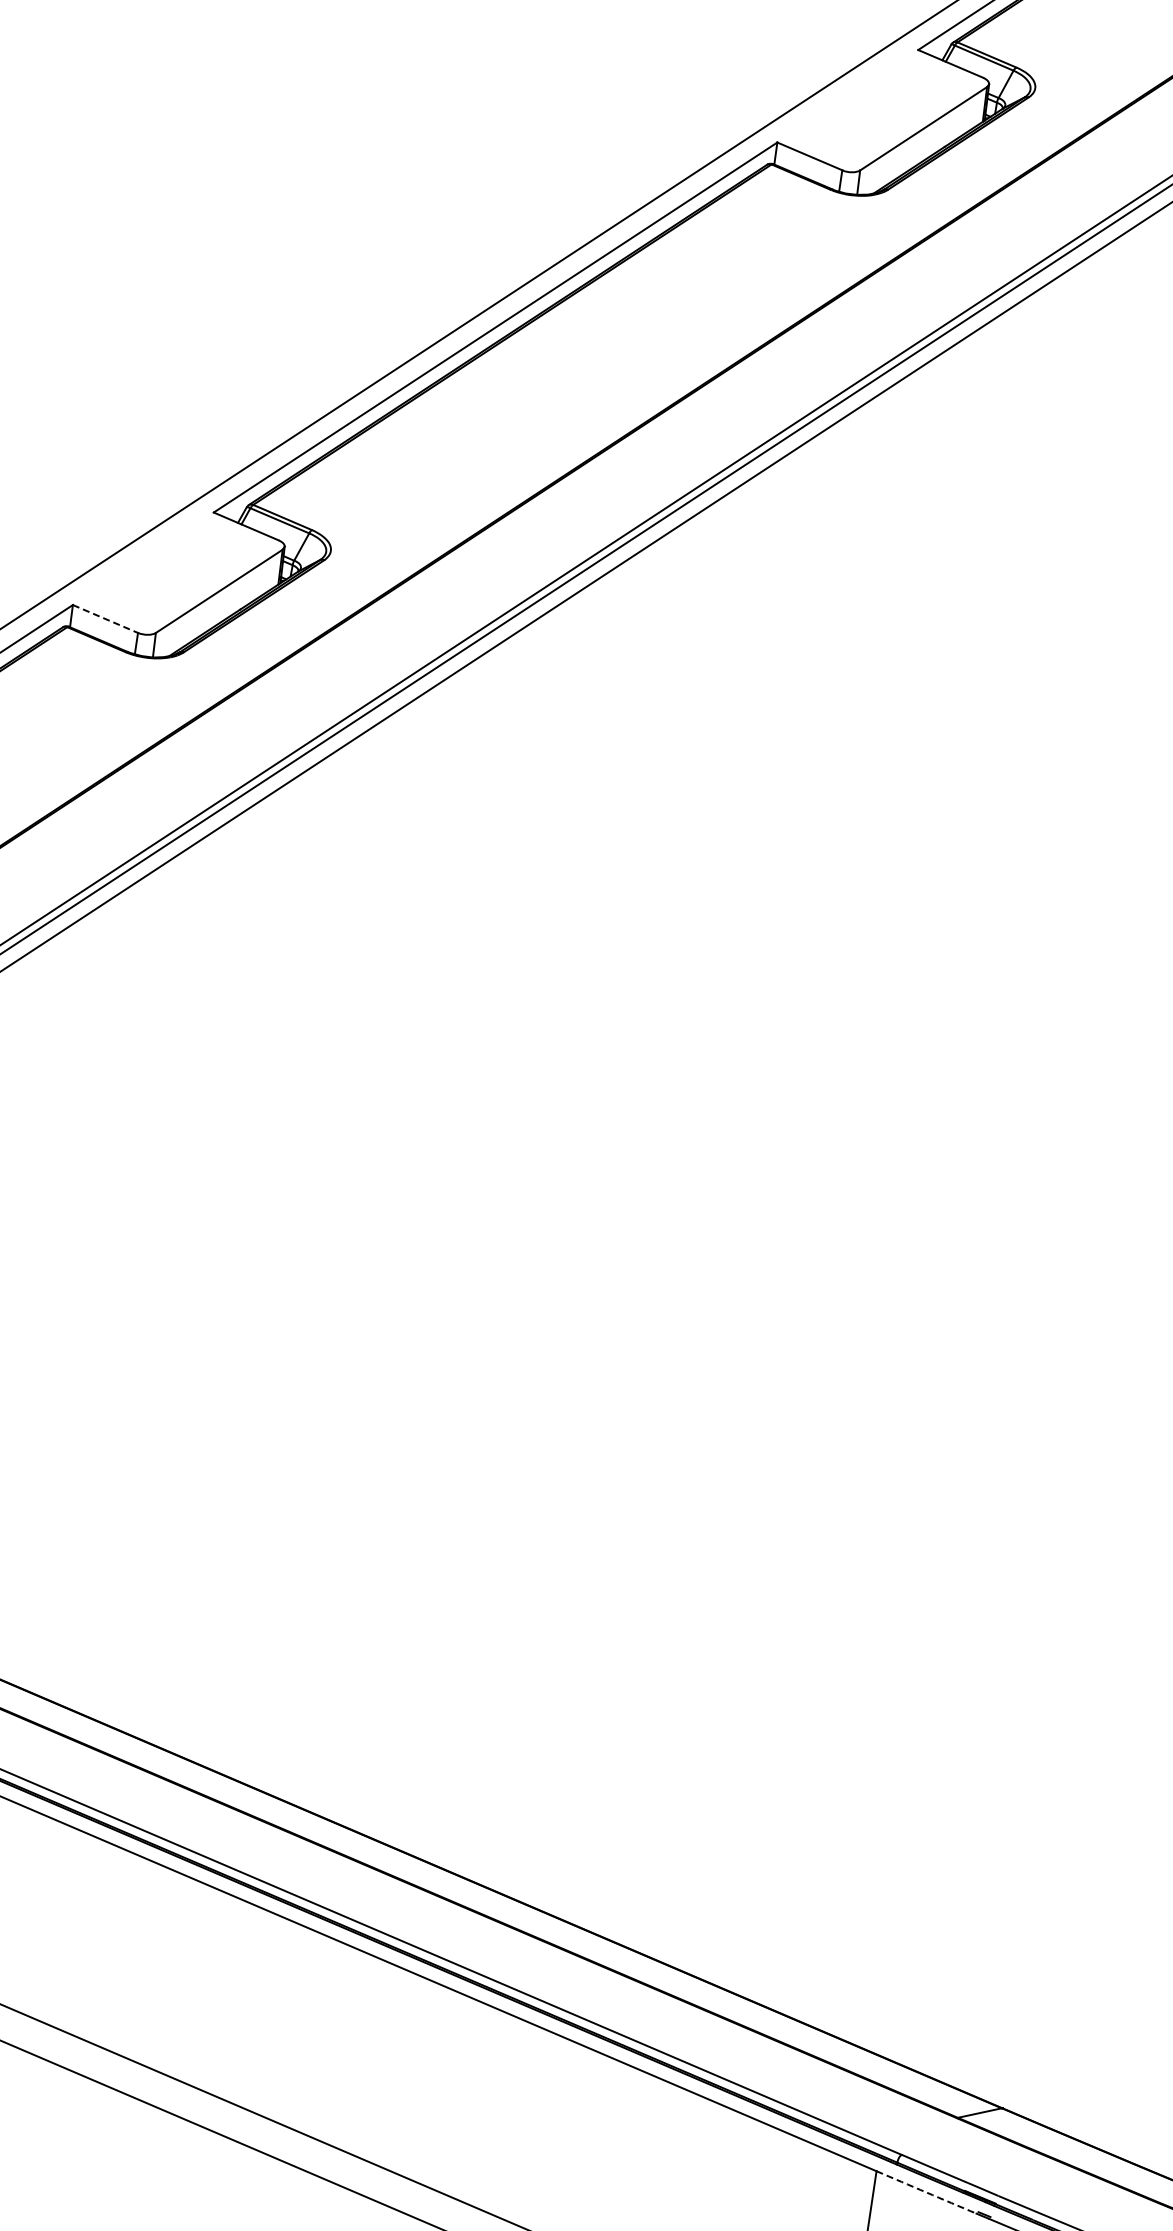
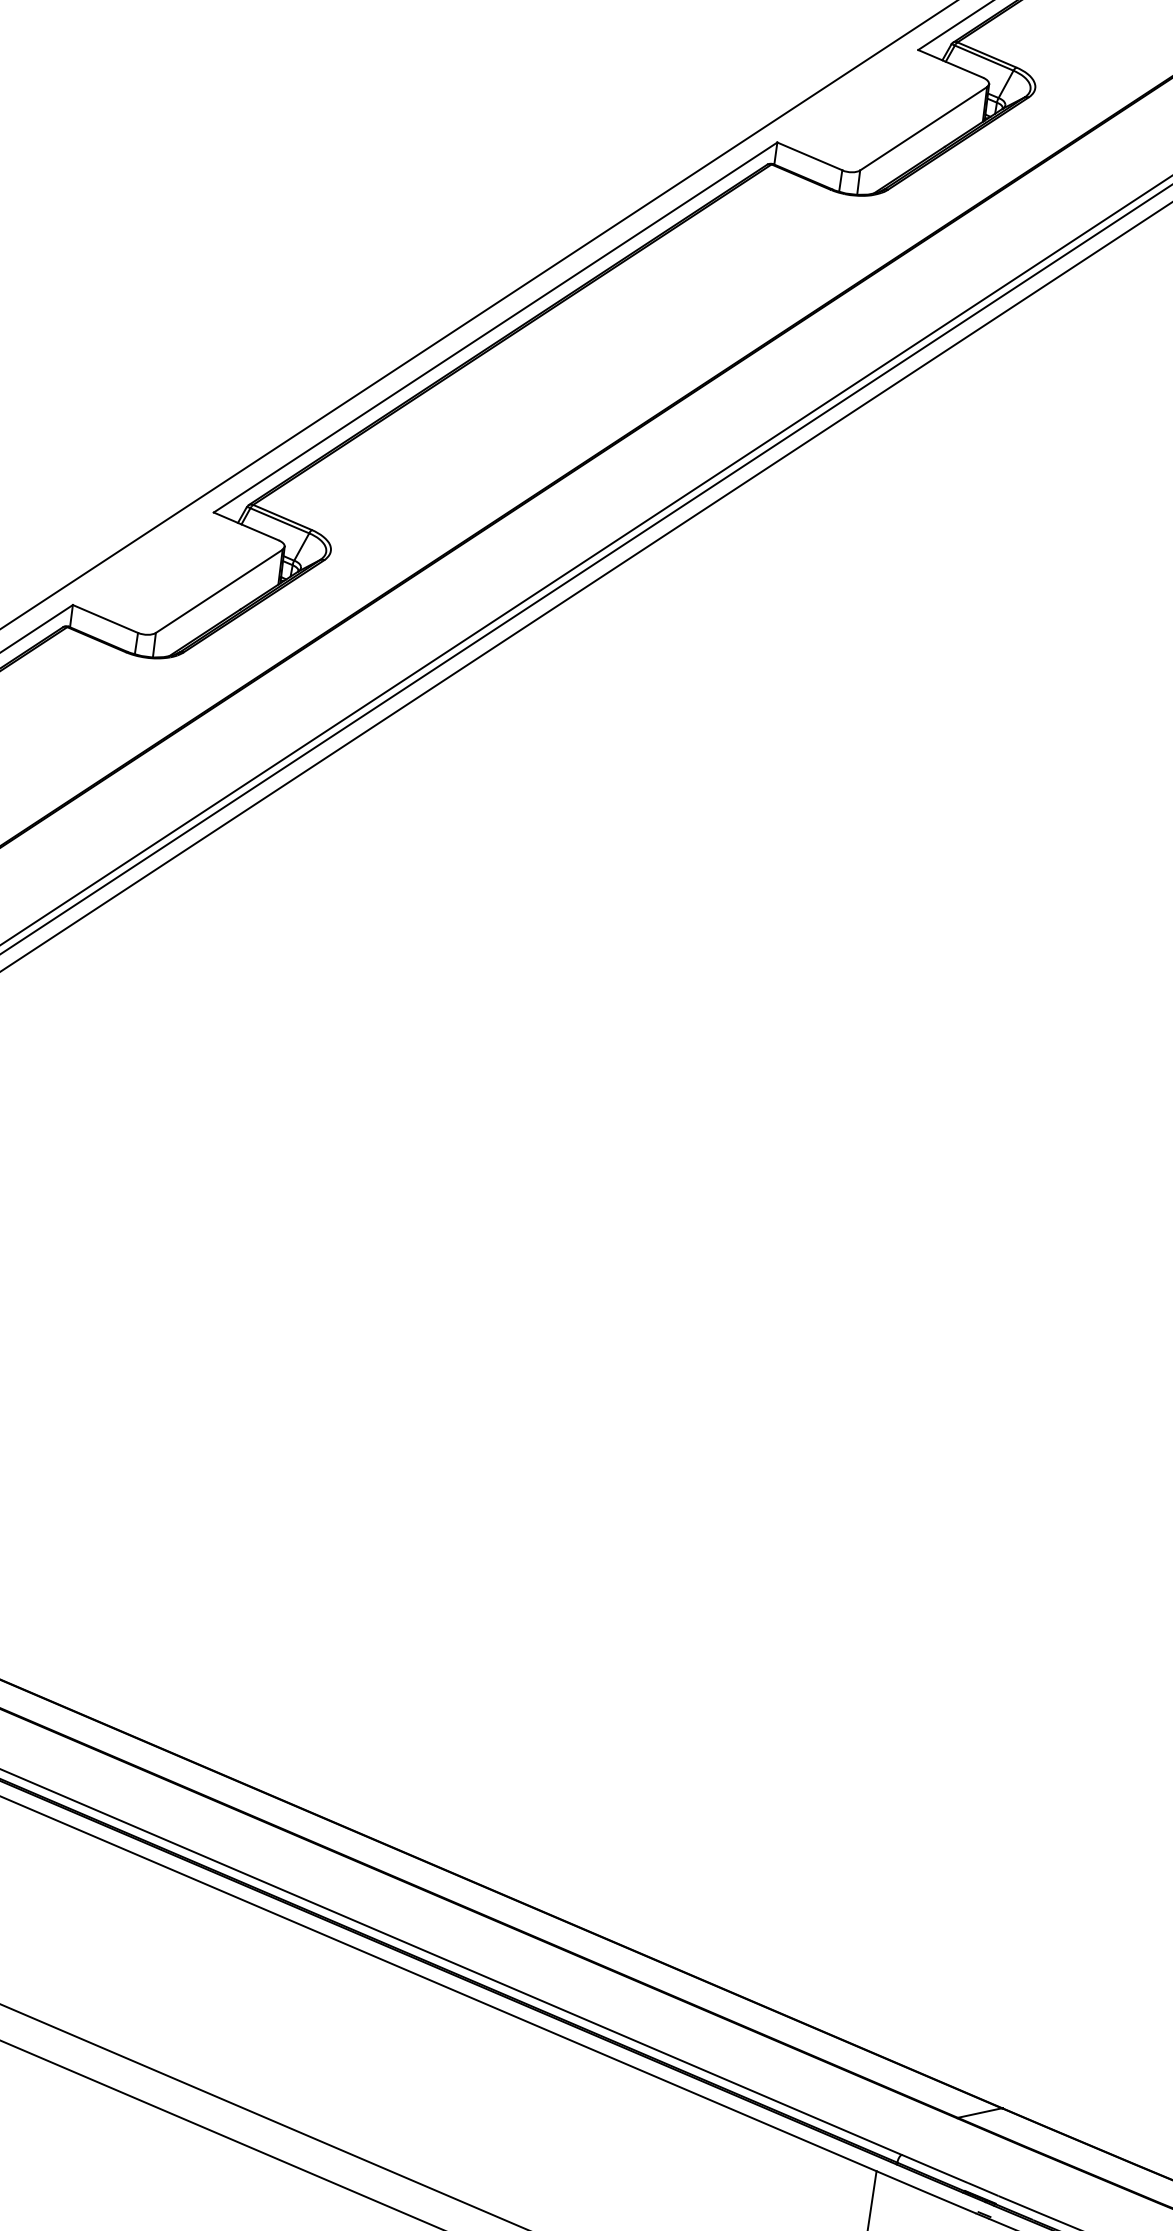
line: dashed -> solid (105, 619)
arc: dashed -> solid (926, 2192)
